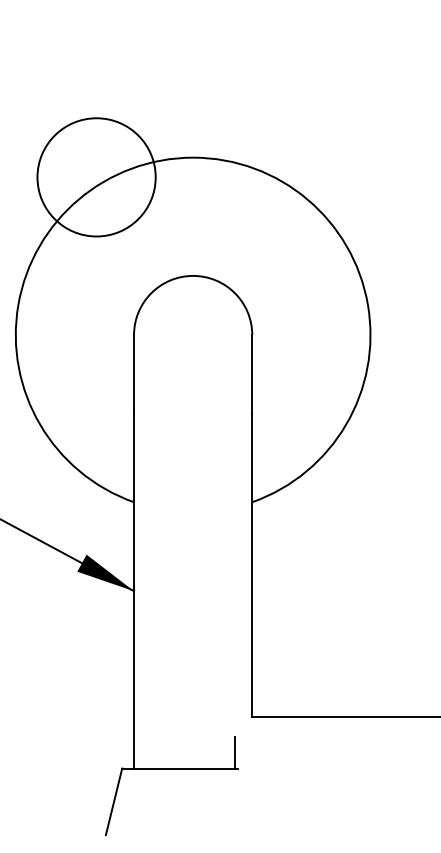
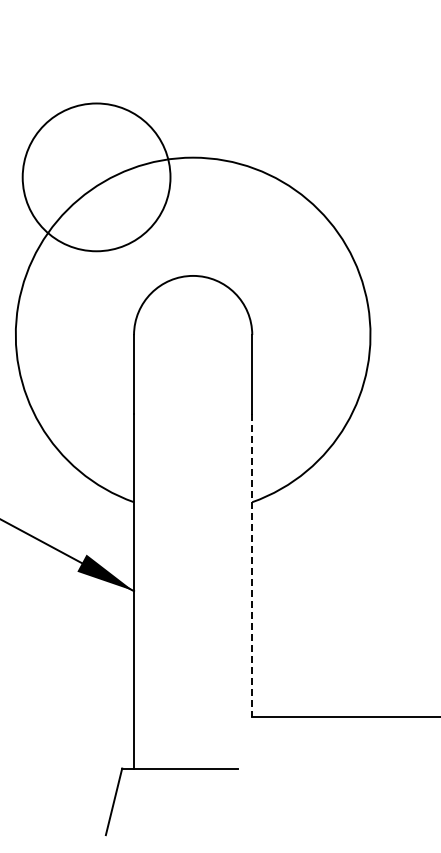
circle diameter: 118 px -> 148 px (96, 177)
line: solid -> dashed (252, 565)
line: present -> none (234, 752)
